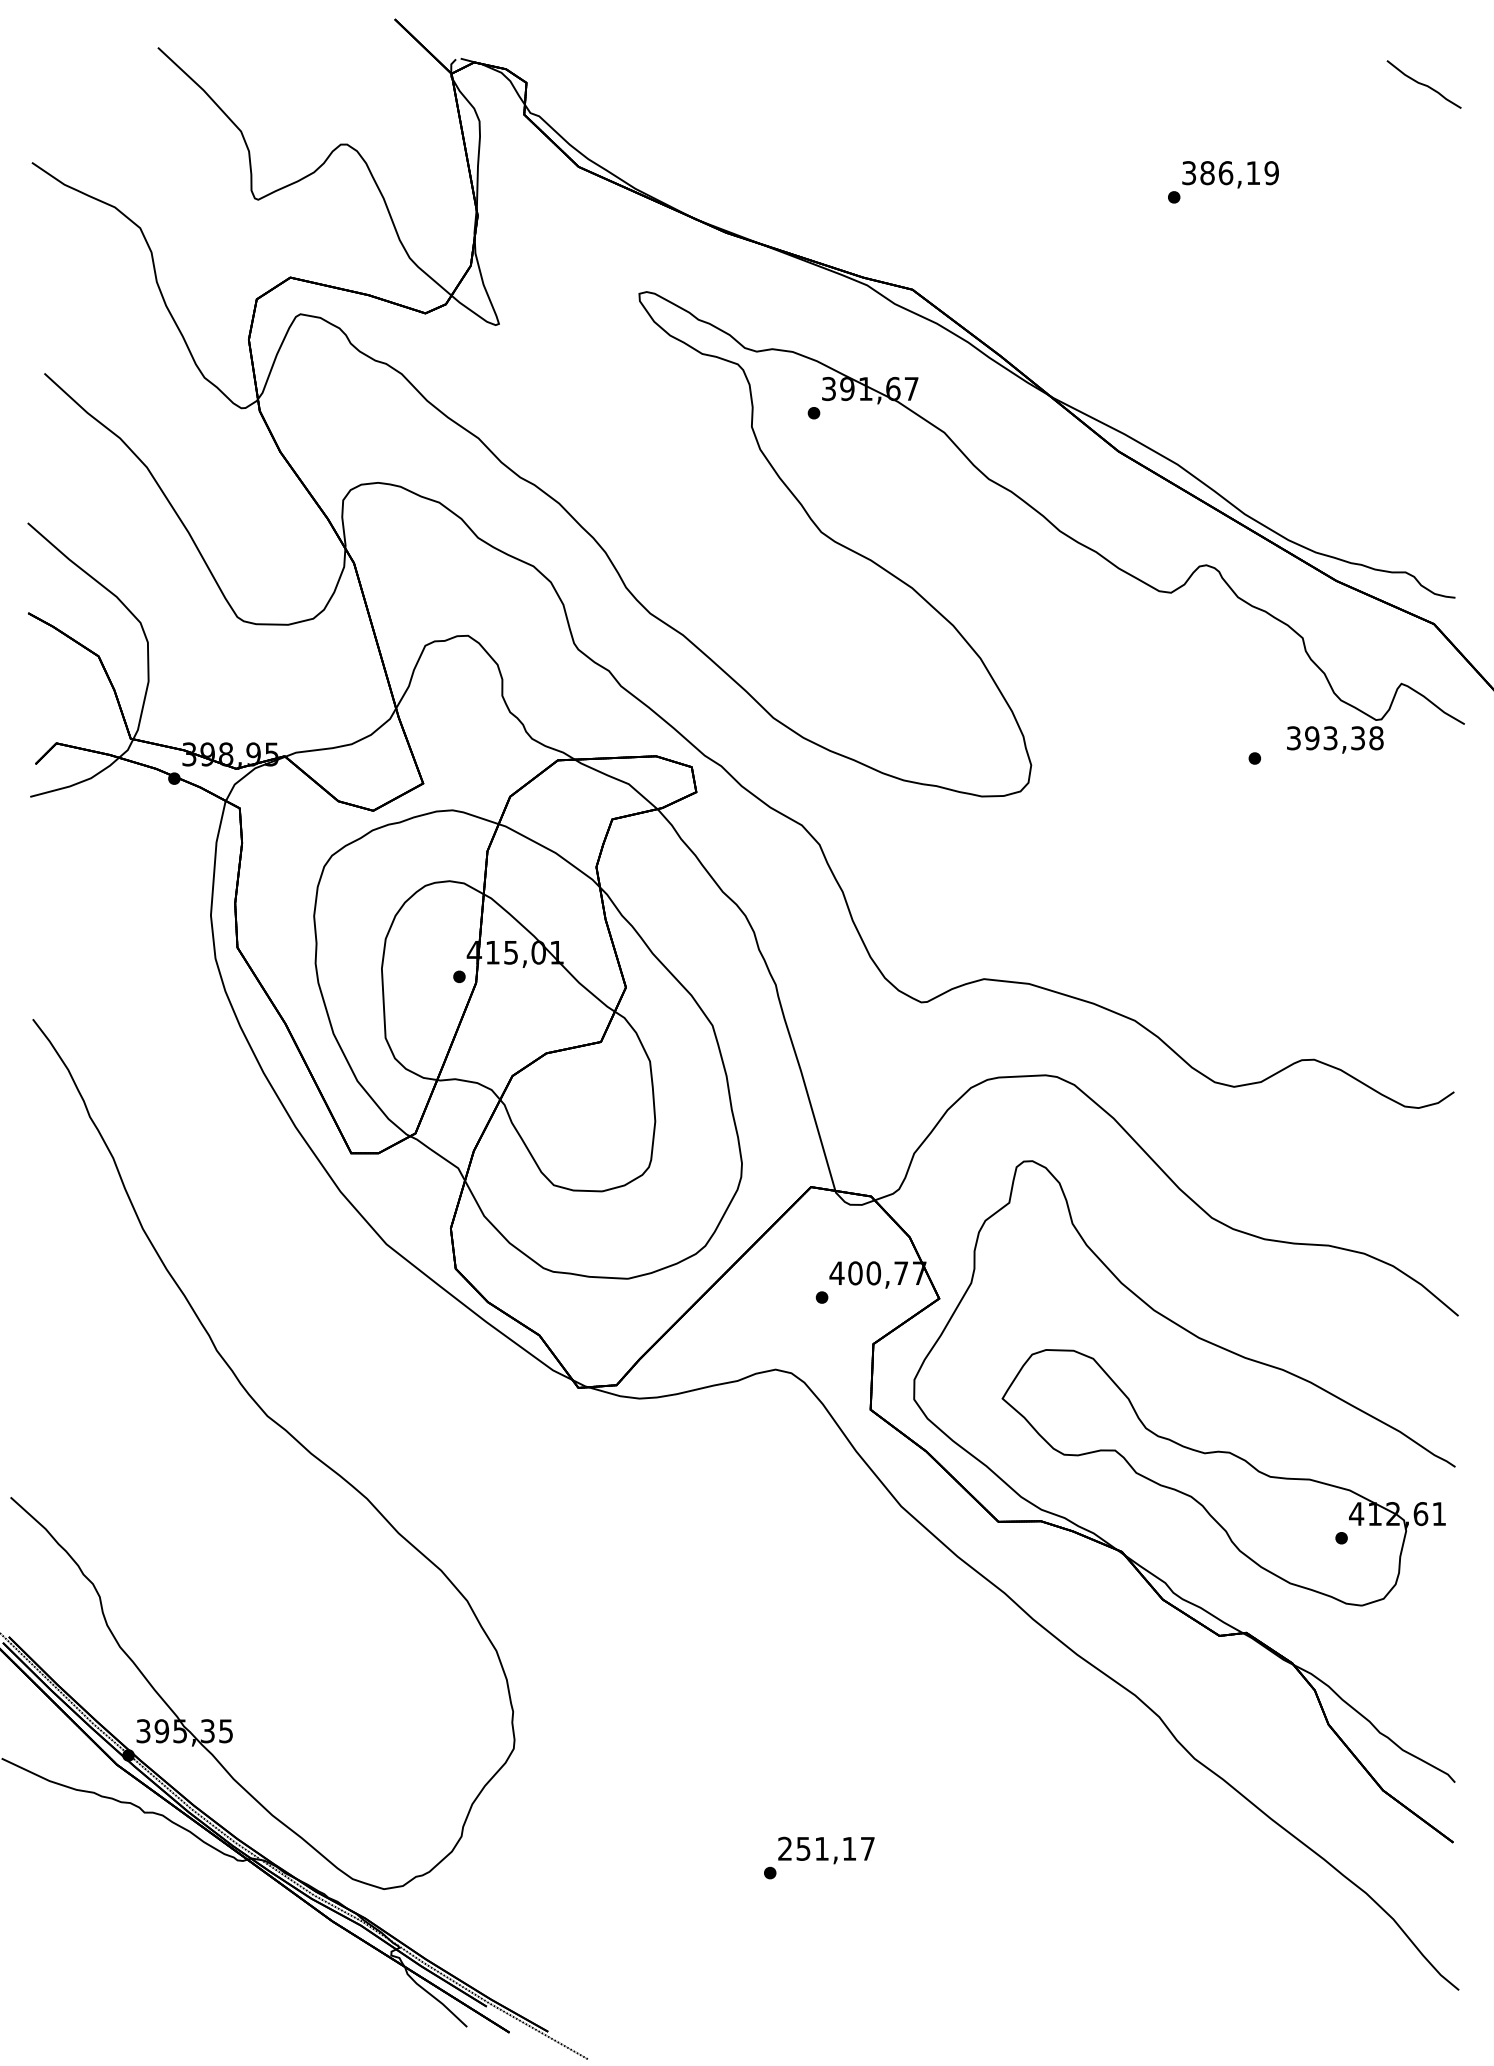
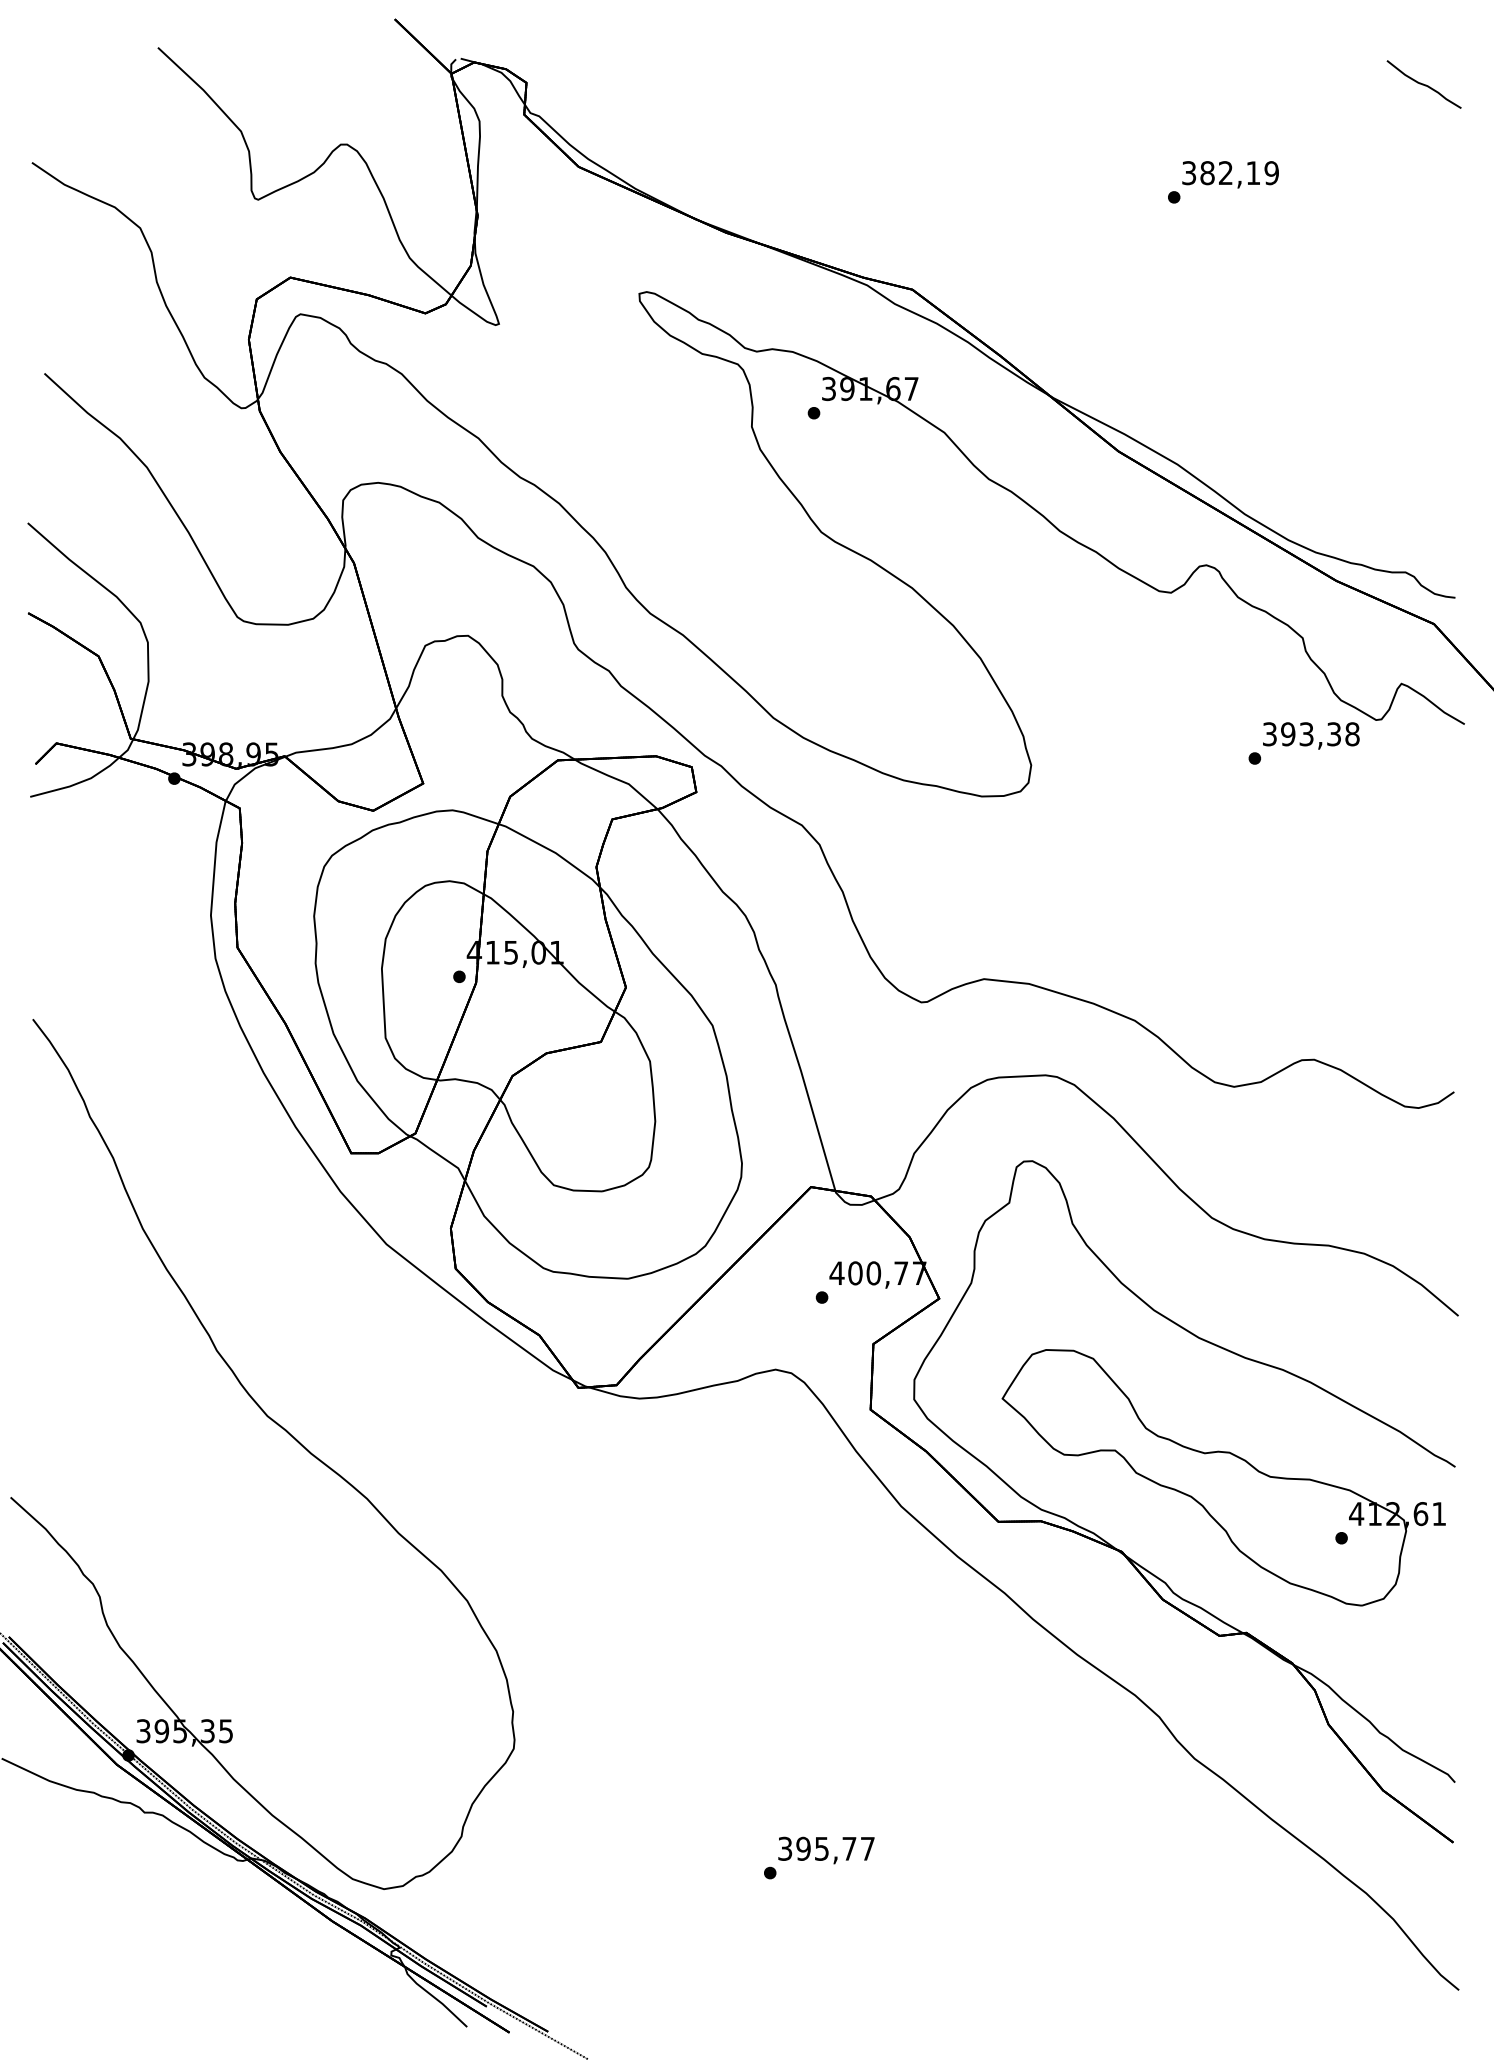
text: 386,19 -> 382,19 (1225, 173)
text position: (1335, 739) -> (1311, 735) (1311, 735)
text: 251,17 -> 395,77 (817, 1848)
